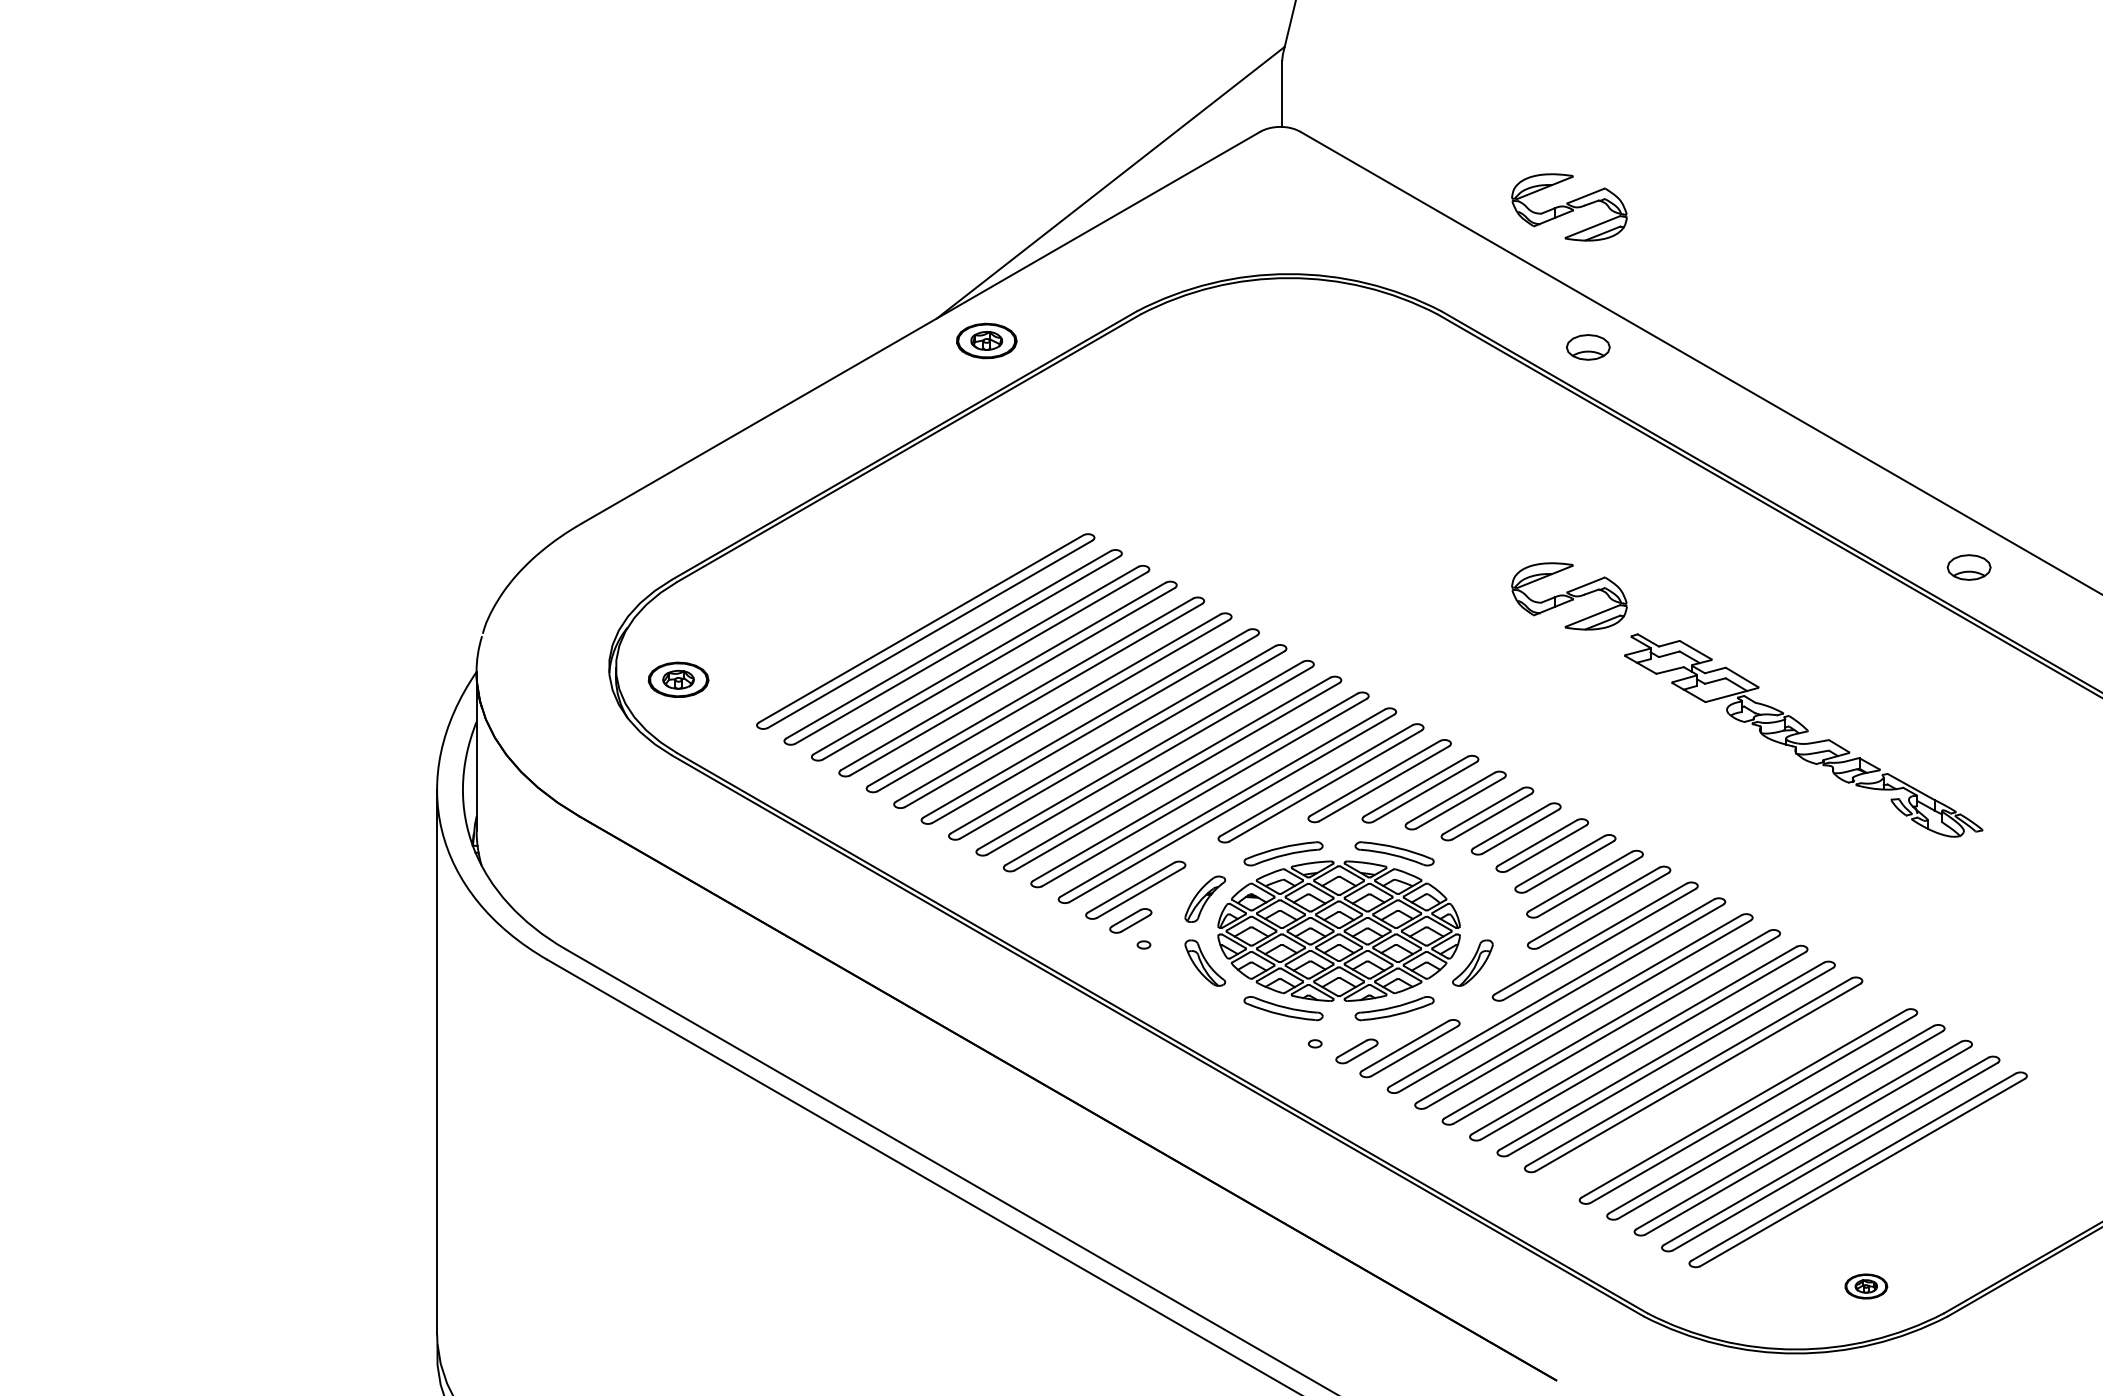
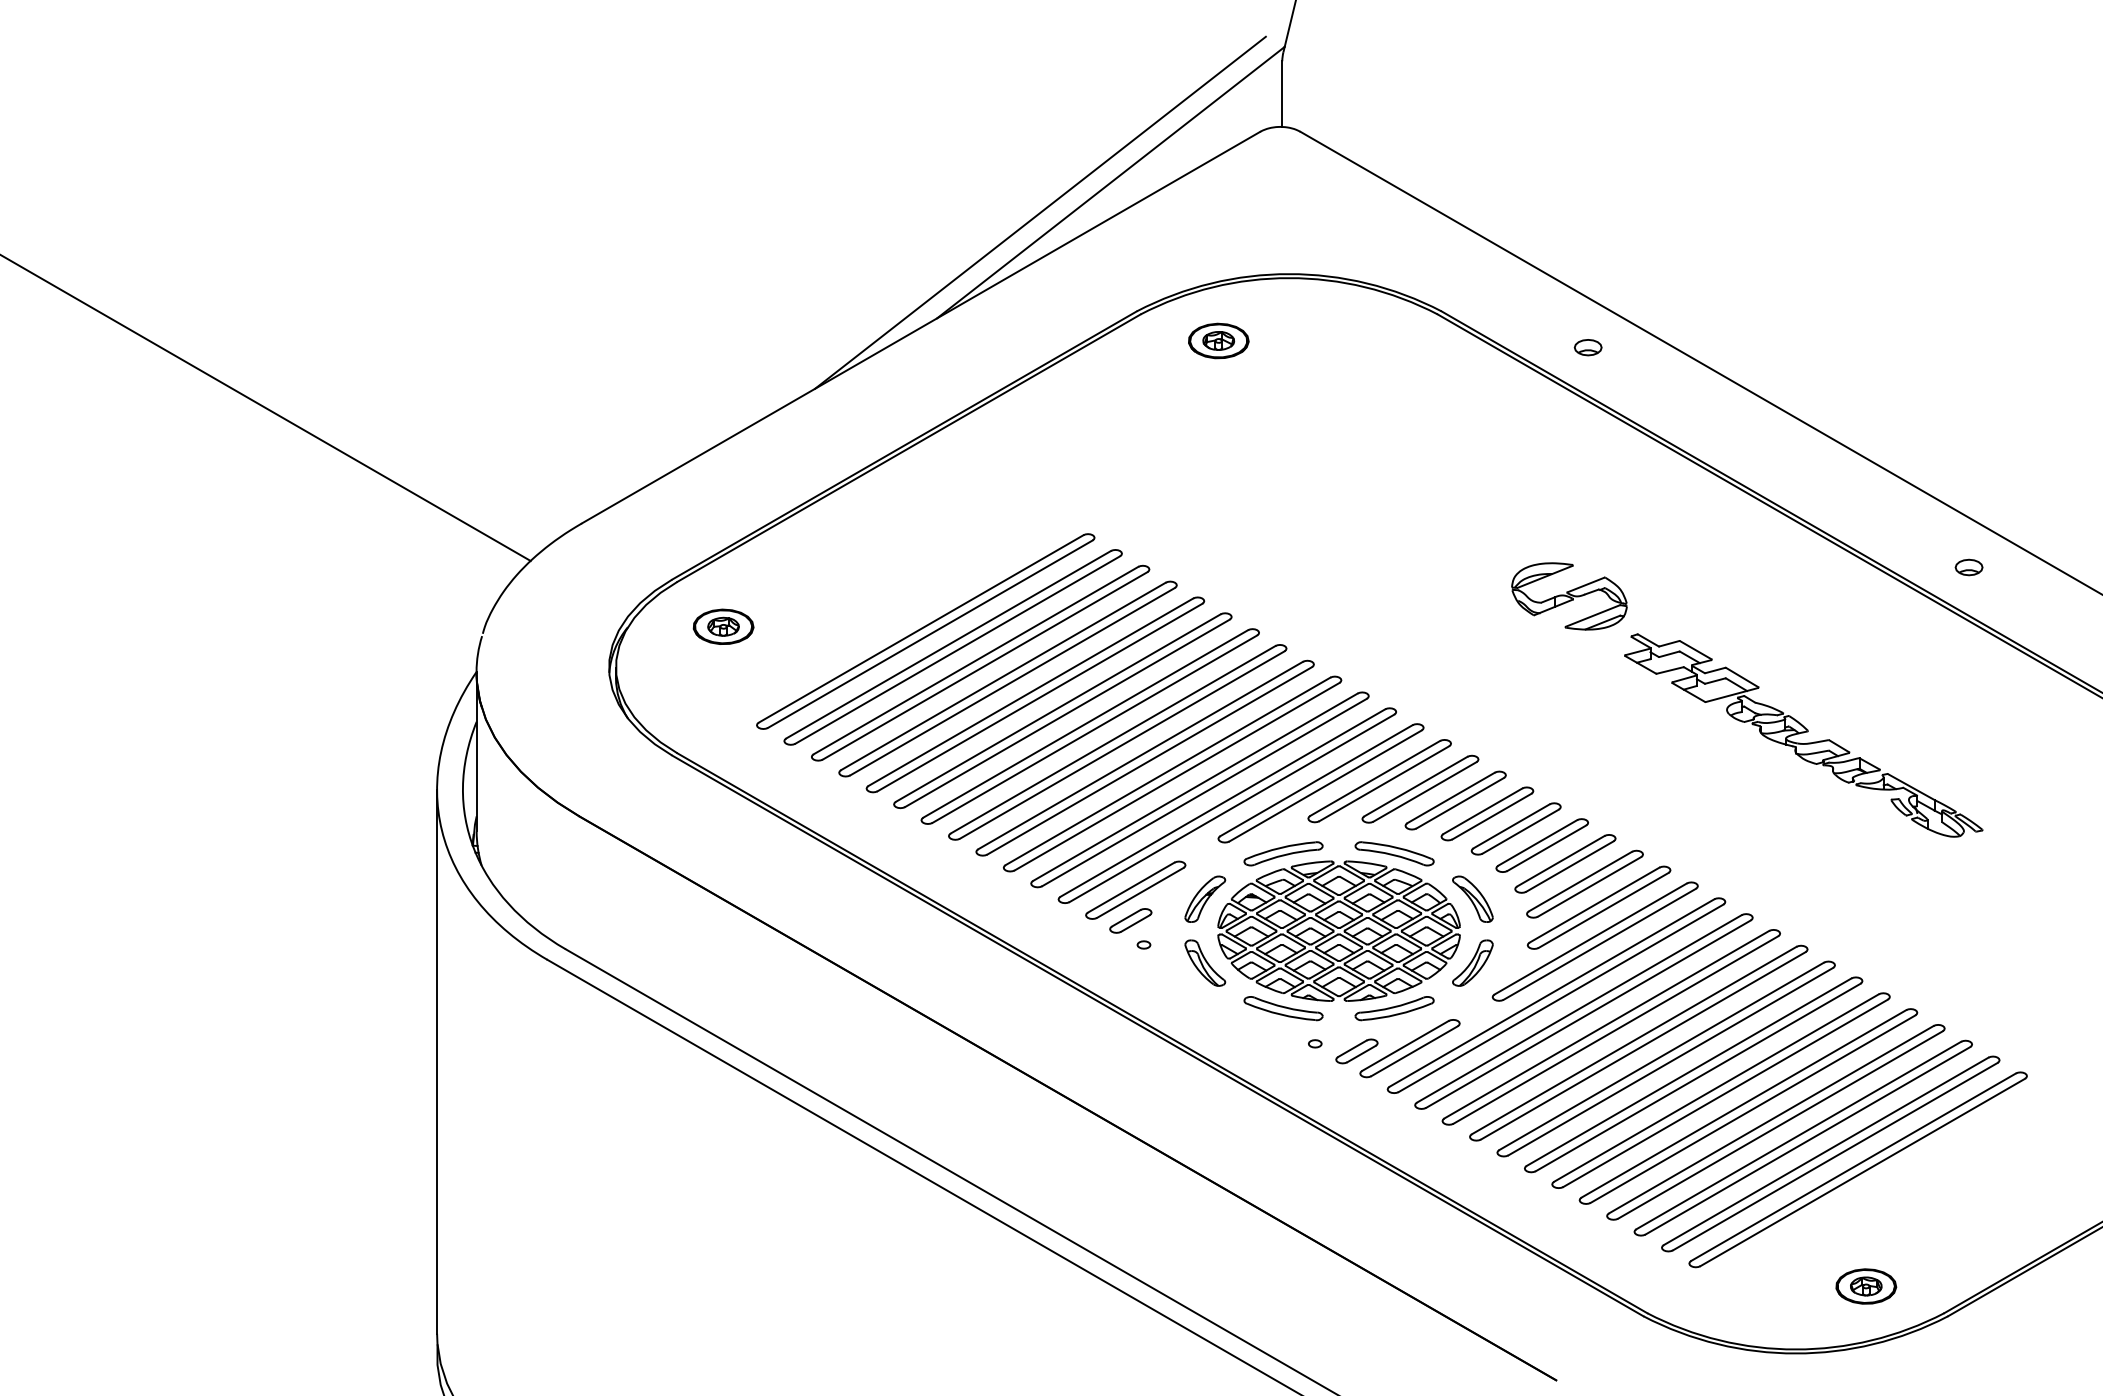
part: present -> none (1569, 207)
line: none -> present (1040, 212)
part position: (986, 340) -> (1218, 340) (1218, 340)
part size: 46x27 px -> 30x18 px (1587, 347)
line: none -> present (266, 408)
part size: 46x27 px -> 30x19 px (1968, 567)
part position: (678, 679) -> (723, 626) (723, 626)
part: none -> present (1472, 898)
part: none -> present (1720, 1090)
part size: 45x27 px -> 63x37 px (1866, 1286)
